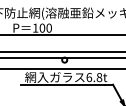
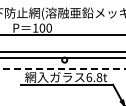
line: solid -> dashed (63, 68)
